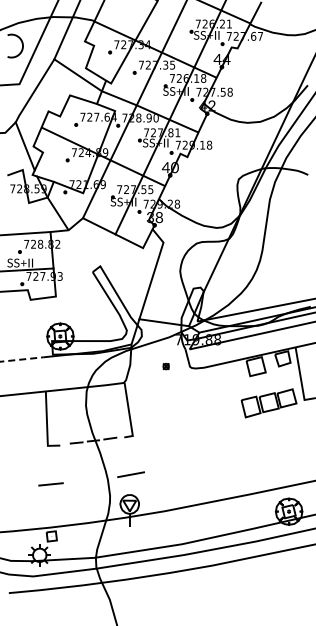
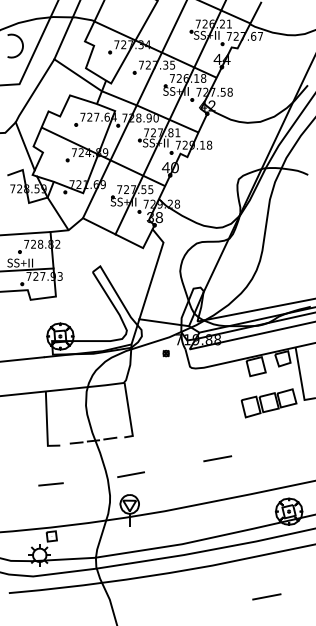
line: dashed -> solid (21, 359)
part position: (165, 366) -> (165, 353) (165, 353)
line: none -> present (217, 458)
line: none -> present (266, 596)
